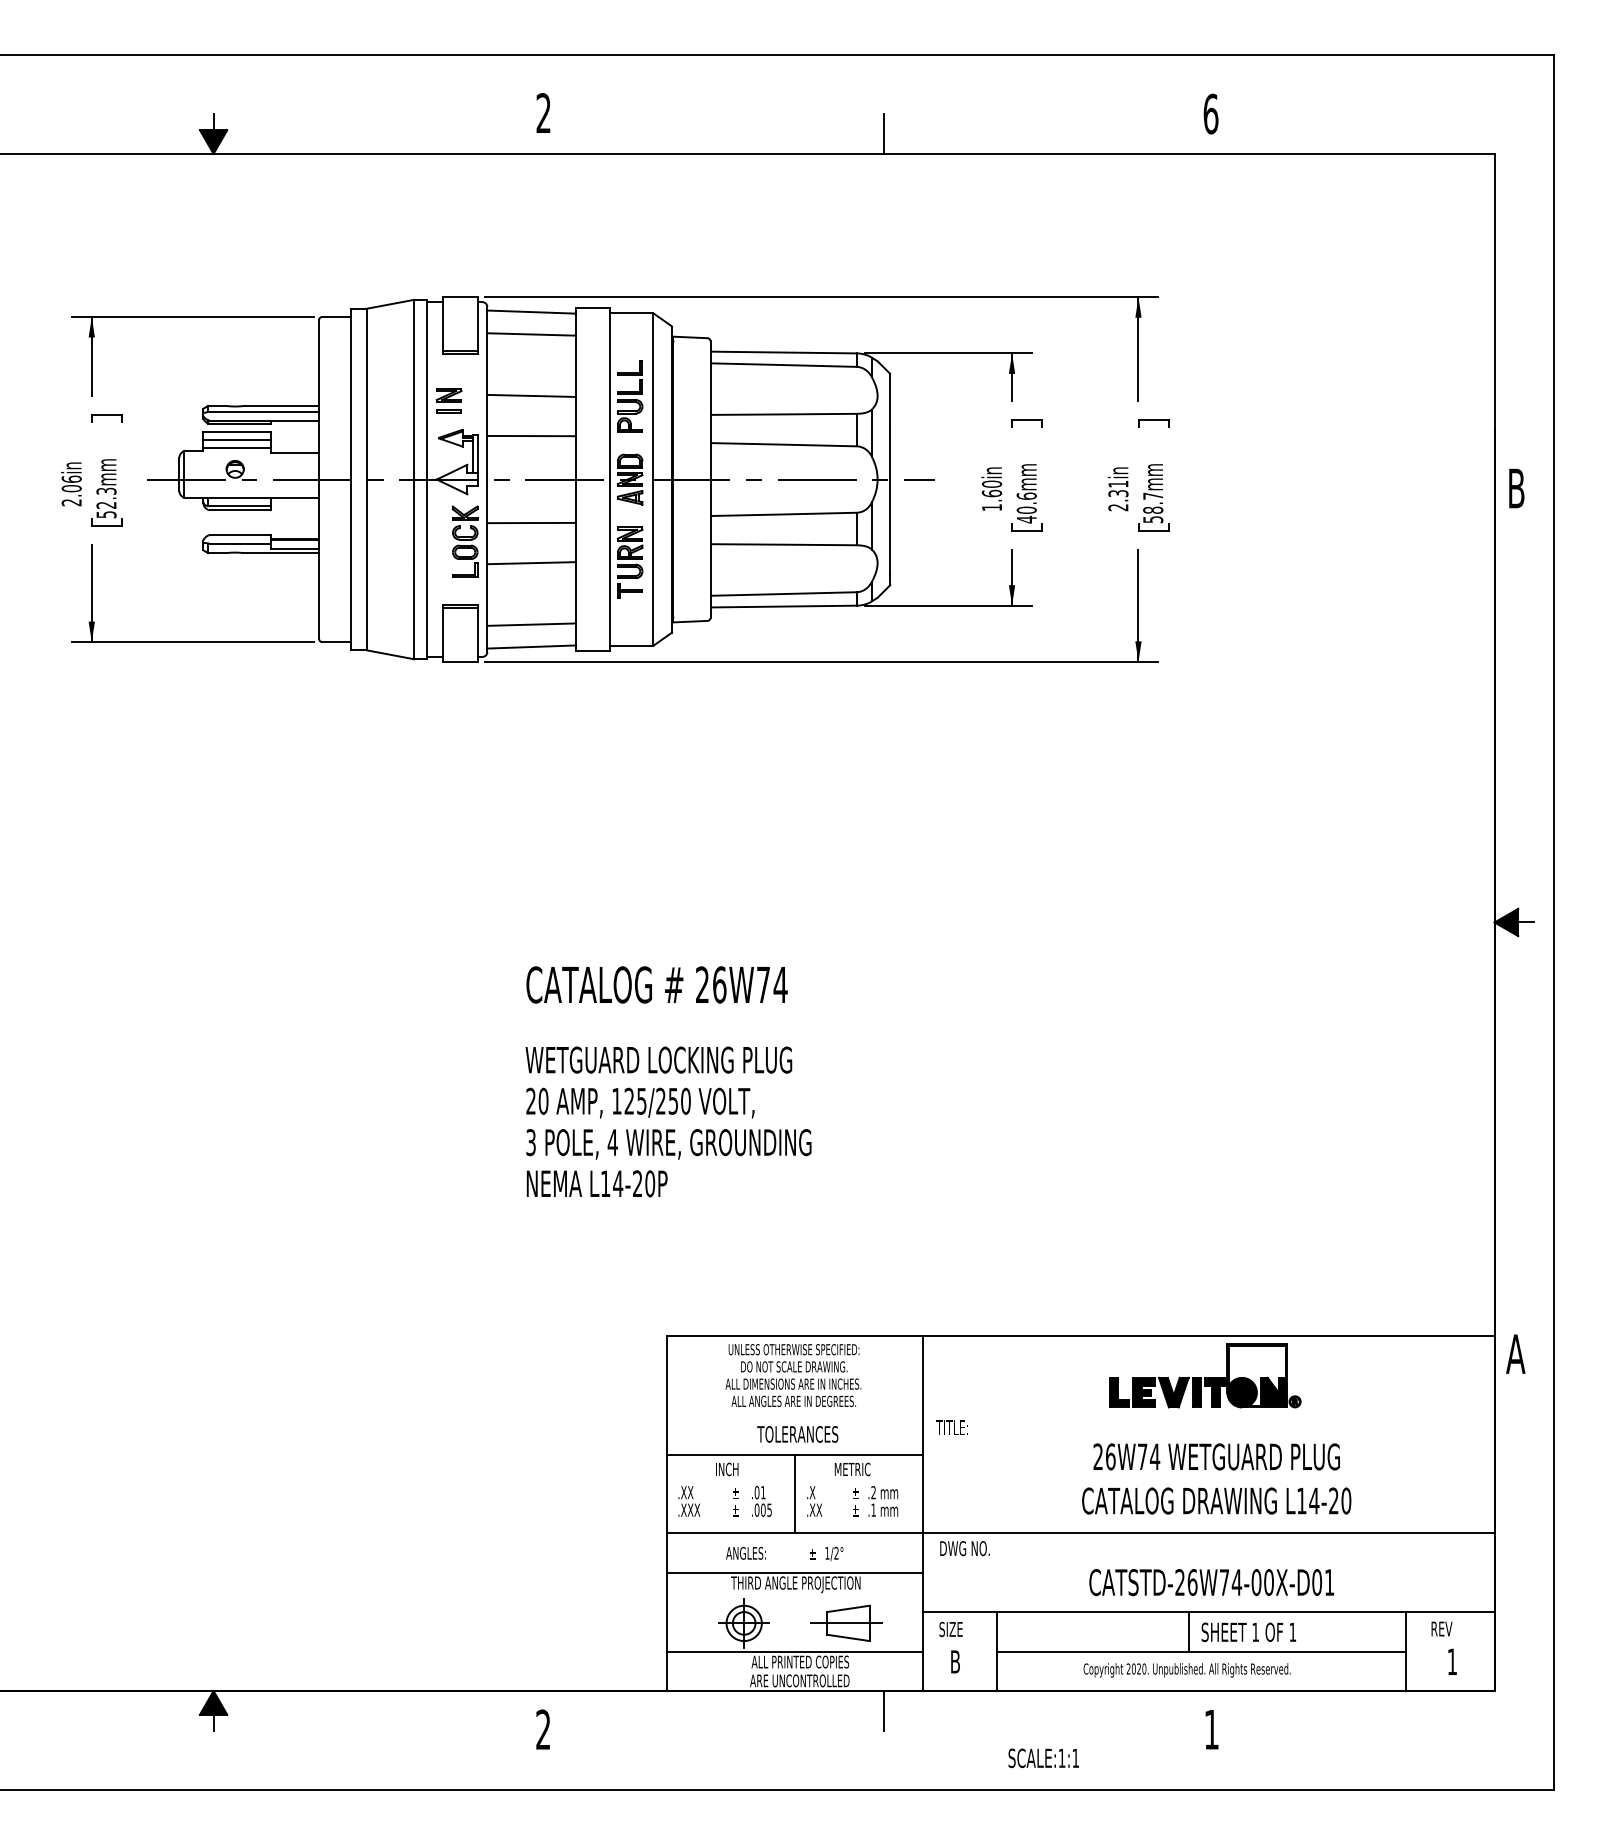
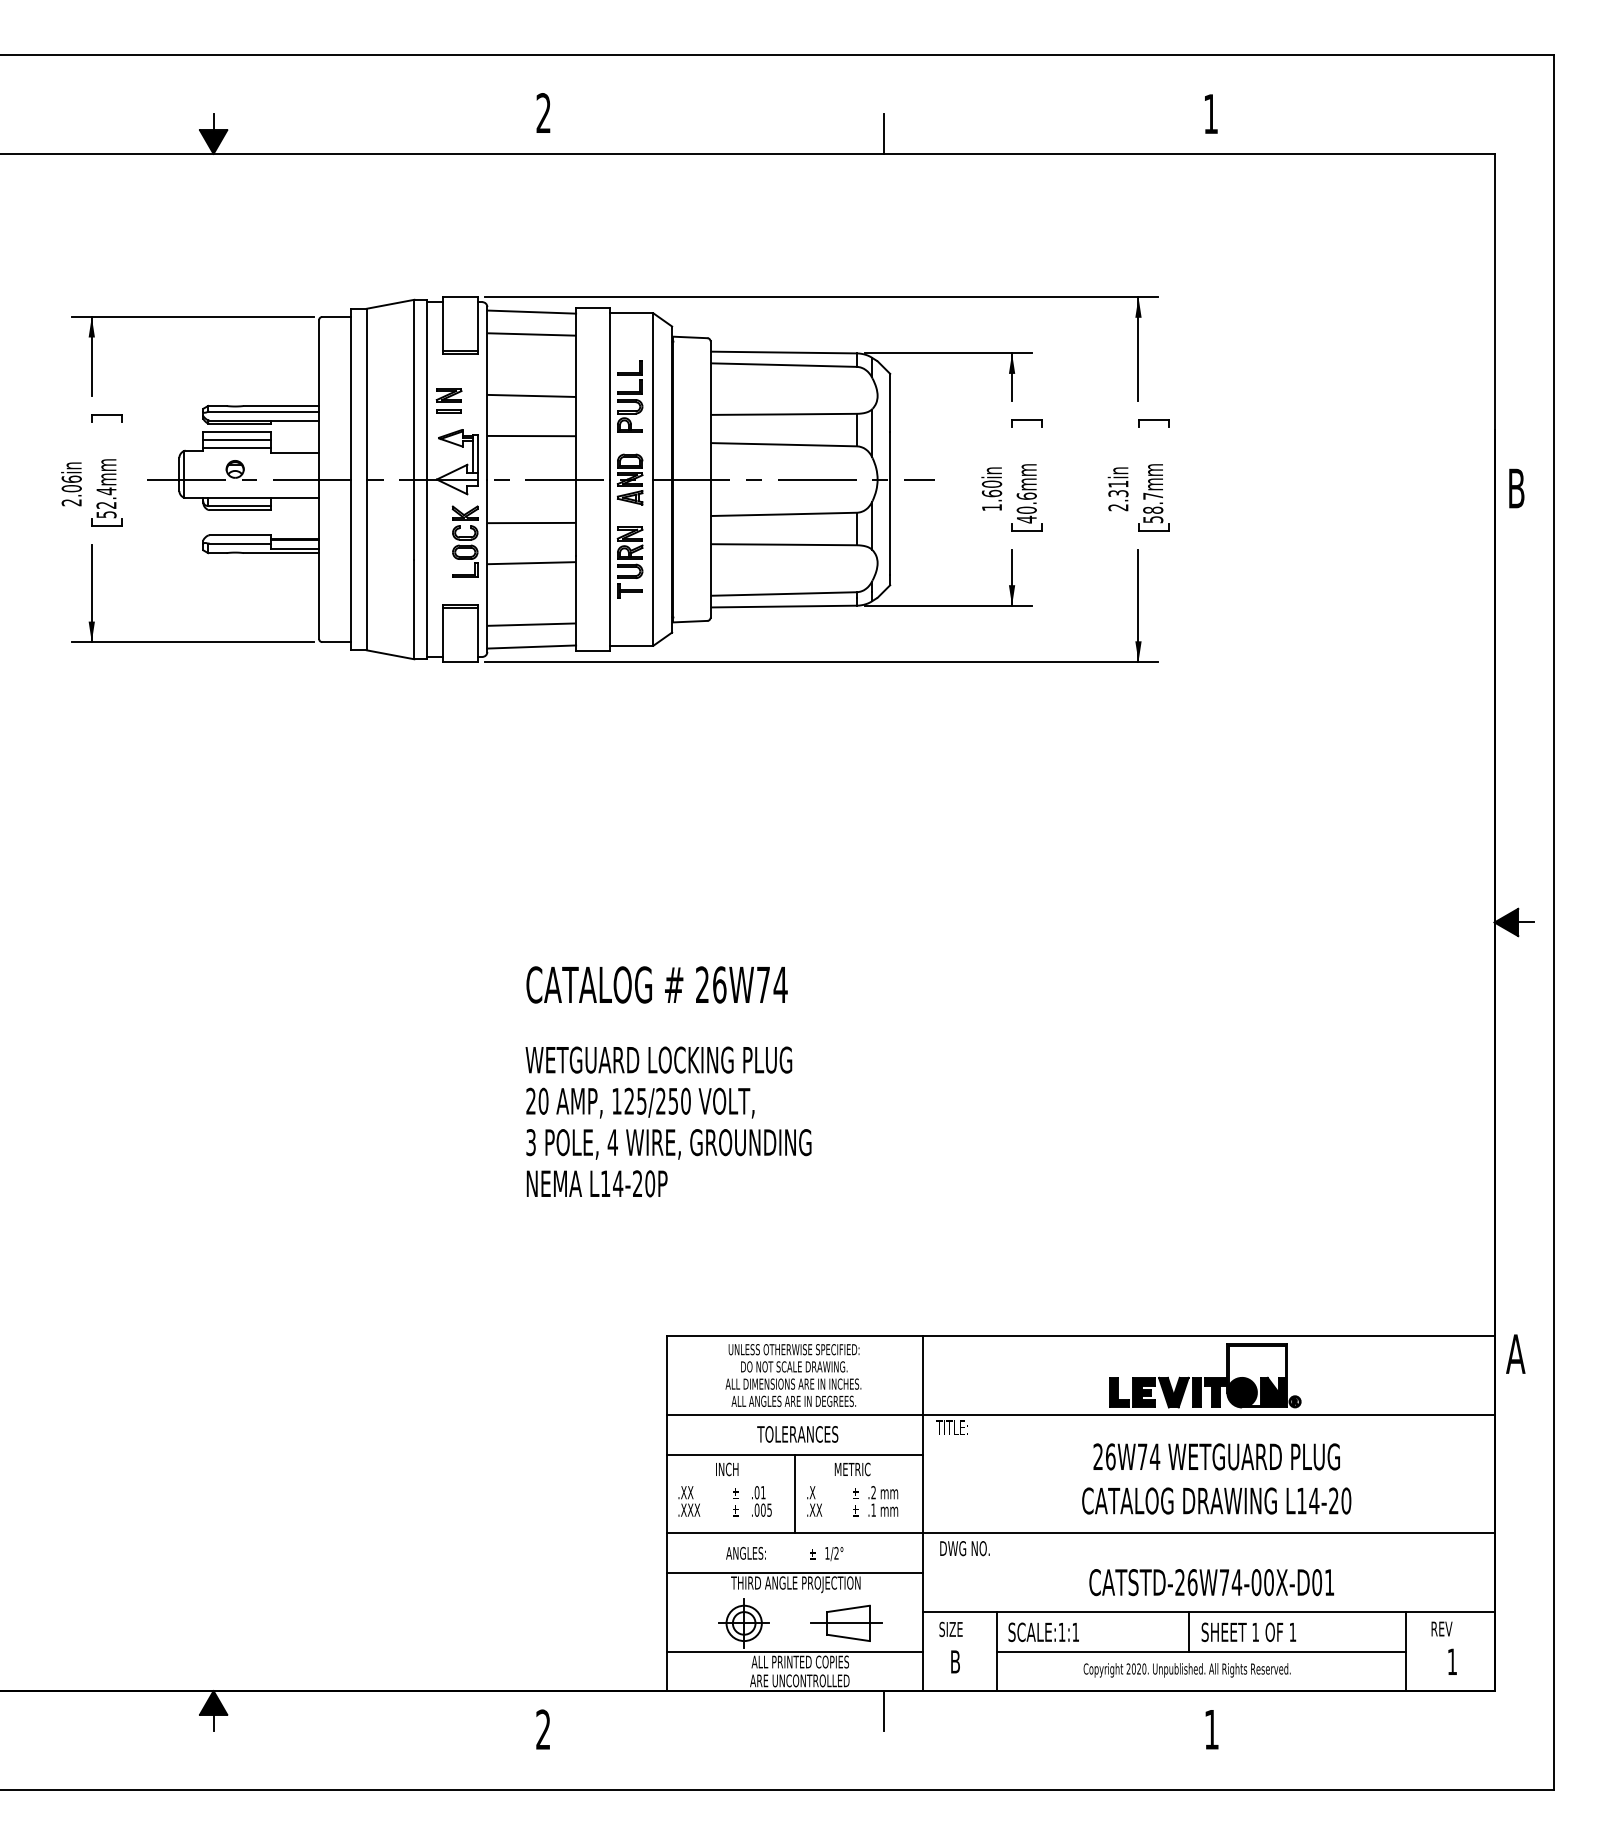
text: 6 -> 1 (1210, 113)
text: 52.3mm -> 52.4mm (106, 491)
line: none -> present (1080, 1415)
text position: (1043, 1758) -> (1043, 1632) (1043, 1632)
